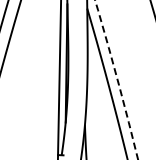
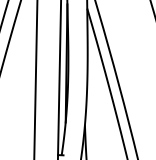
line: none -> present (35, 79)
arc: dashed -> solid (117, 79)
